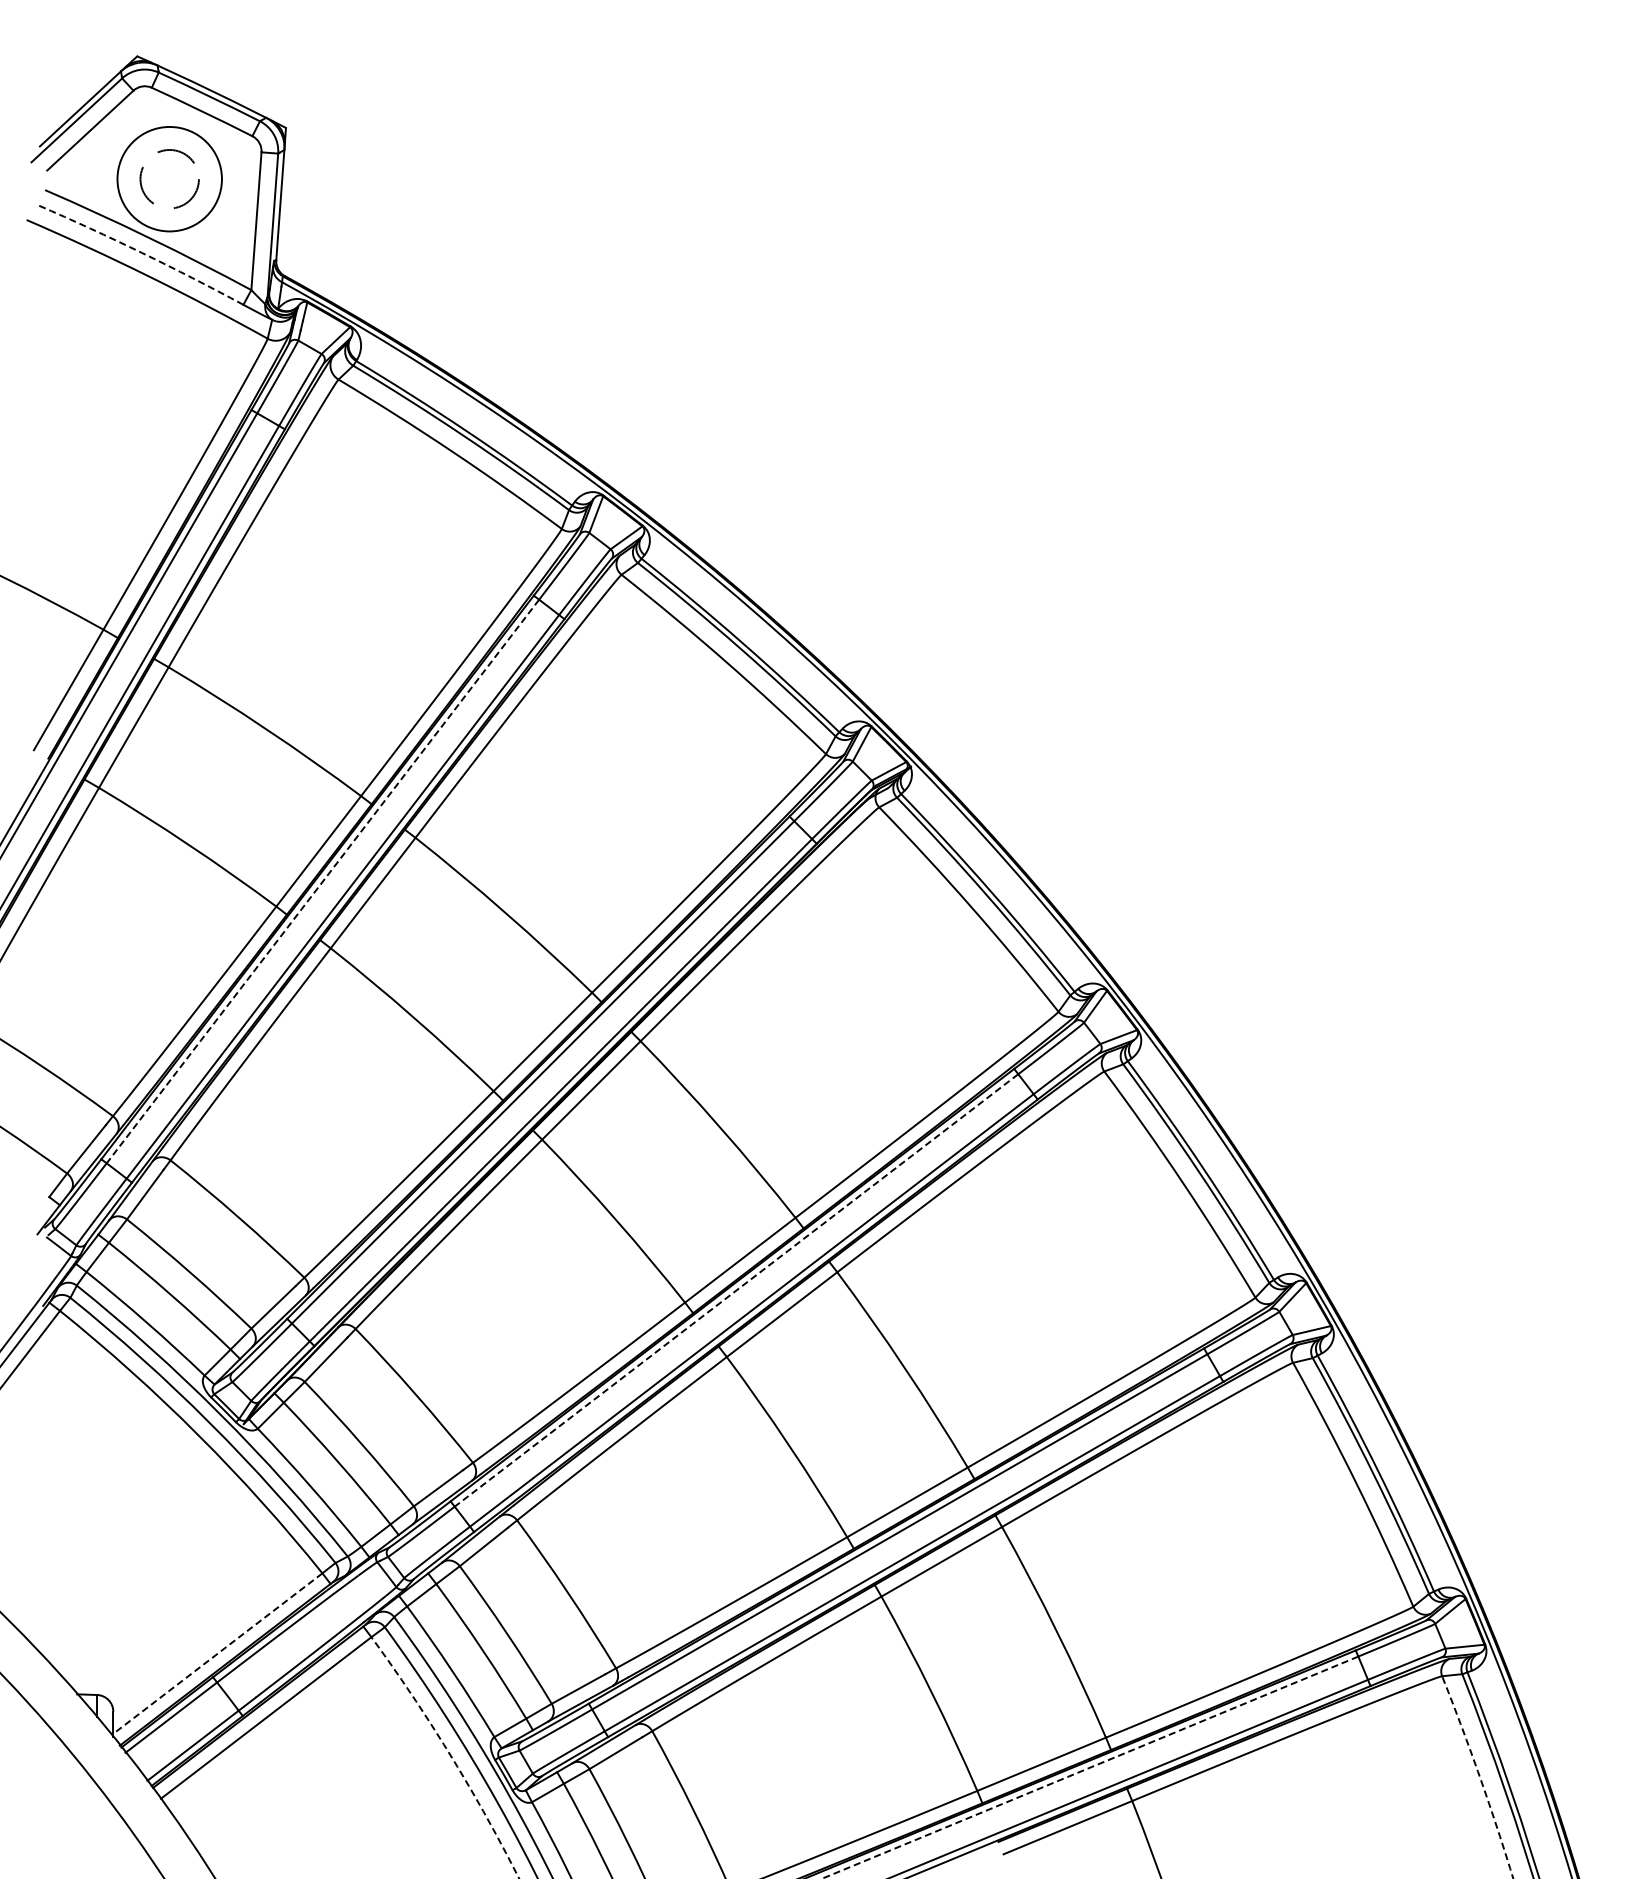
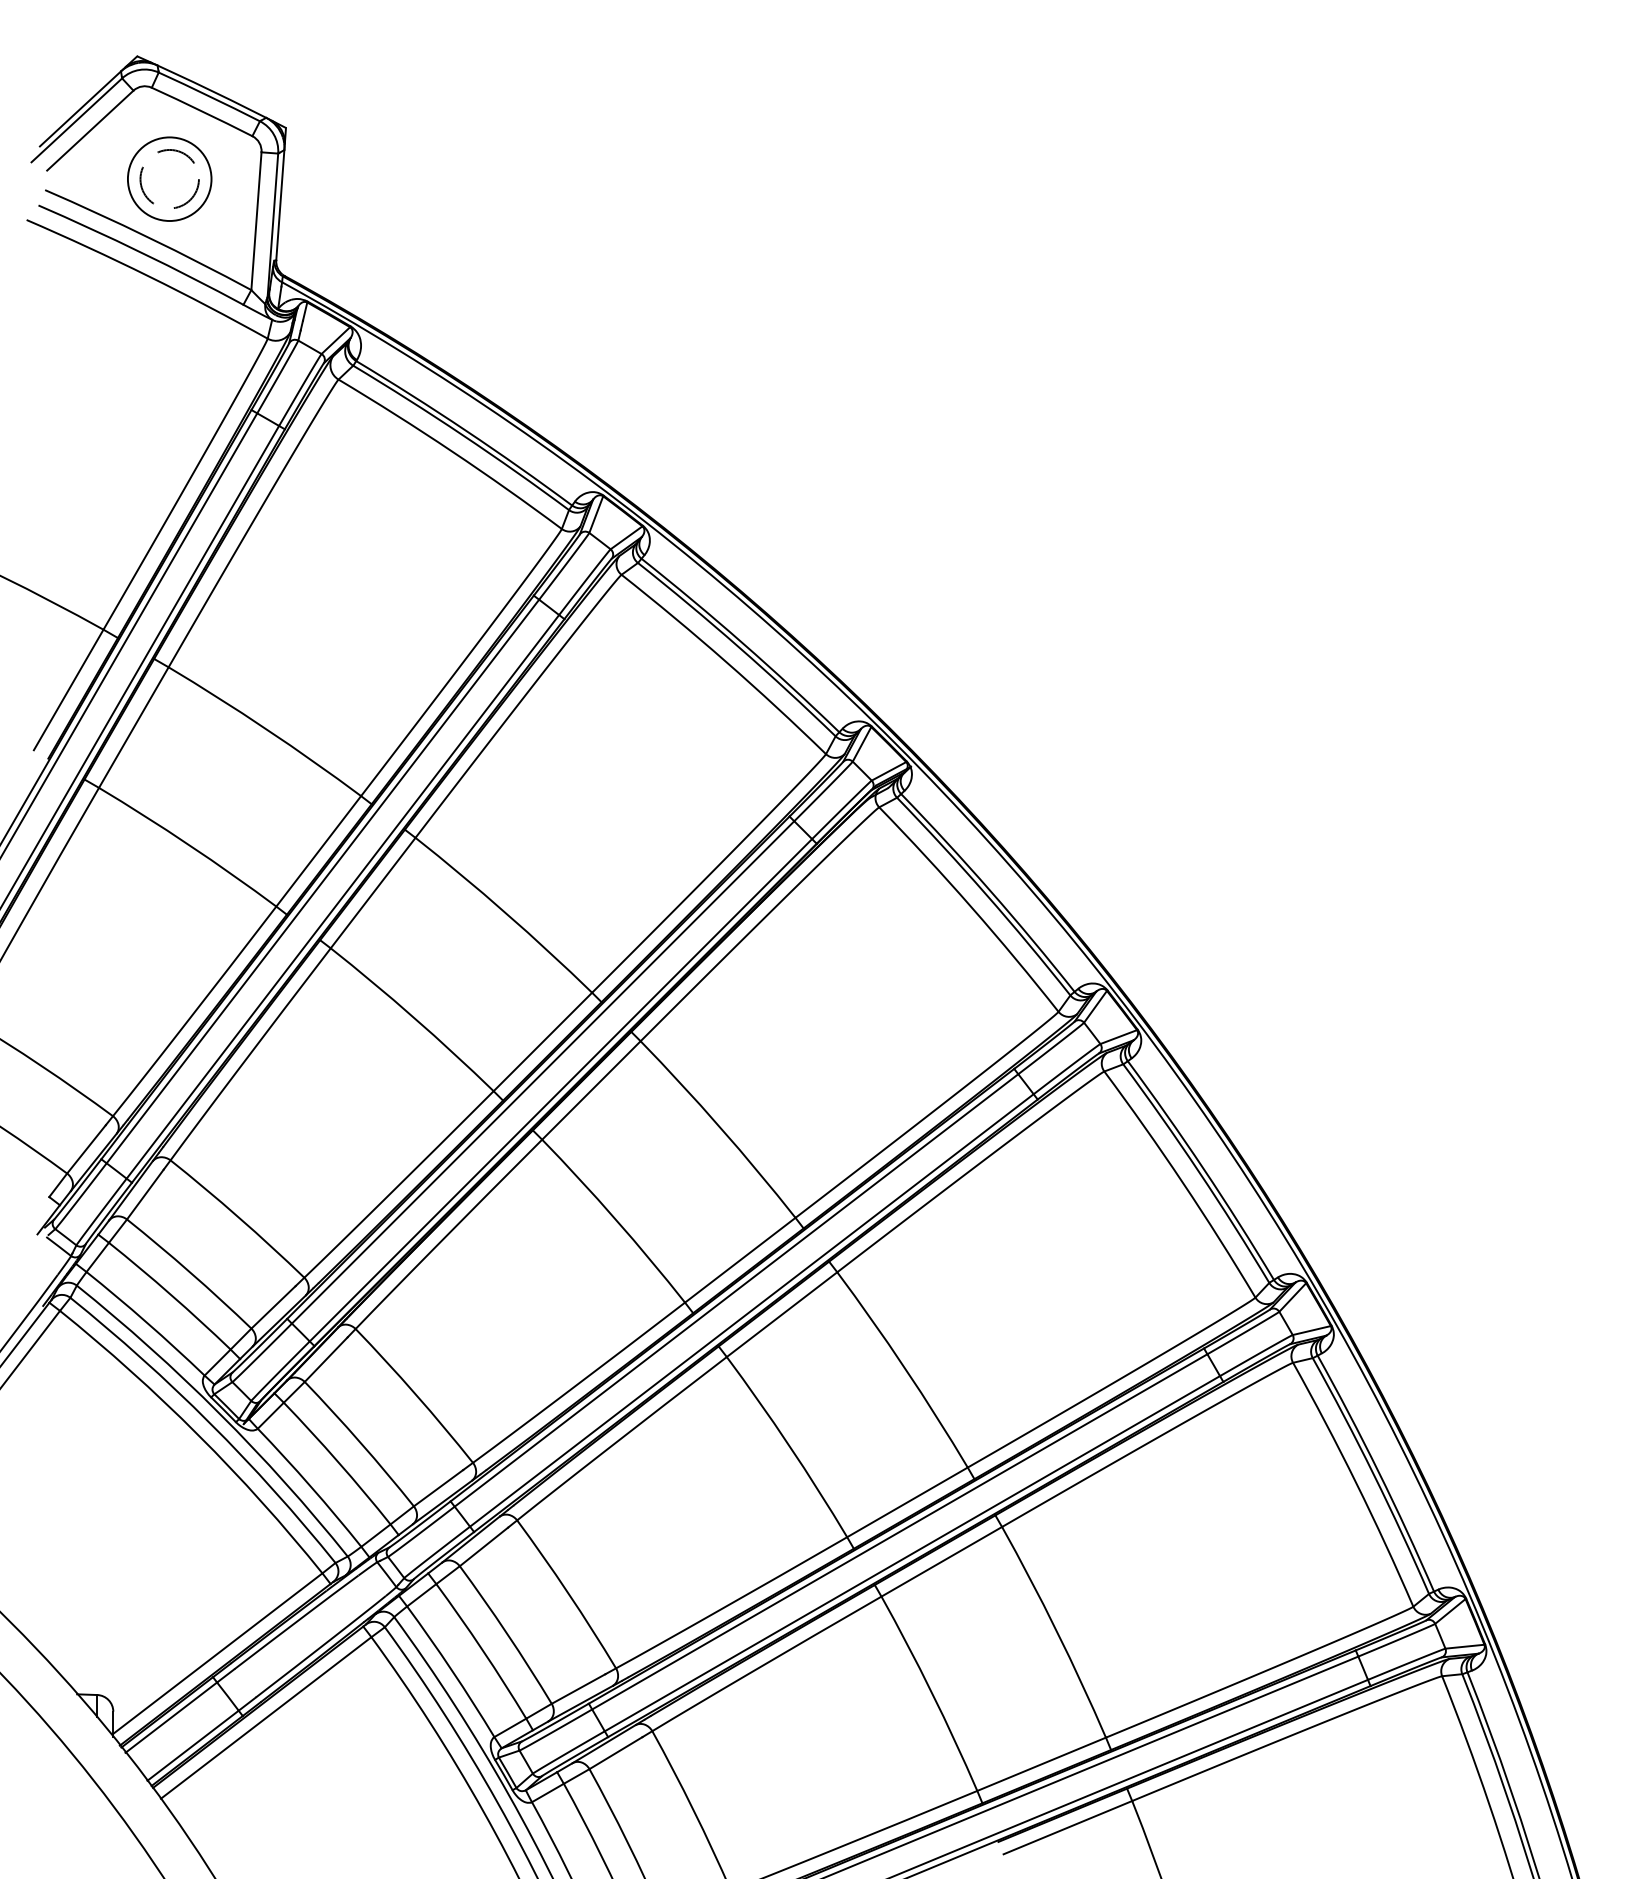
circle diameter: 104 px -> 84 px (169, 179)
arc: dashed -> solid (142, 252)
line: dashed -> solid (322, 881)
line: dashed -> solid (736, 1290)
line: dashed -> solid (217, 1653)
arc: dashed -> solid (450, 1754)
line: dashed -> solid (1089, 1767)
arc: dashed -> solid (1479, 1776)
